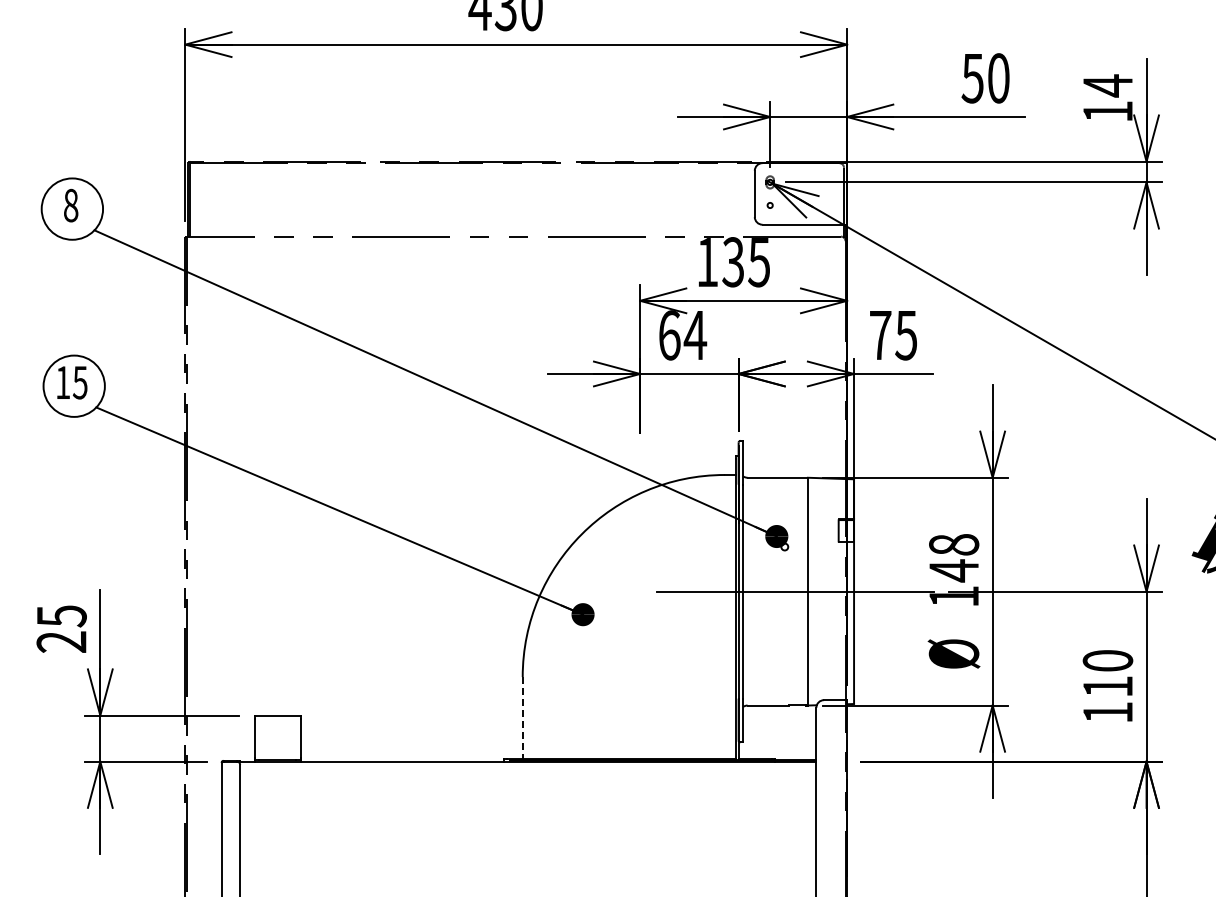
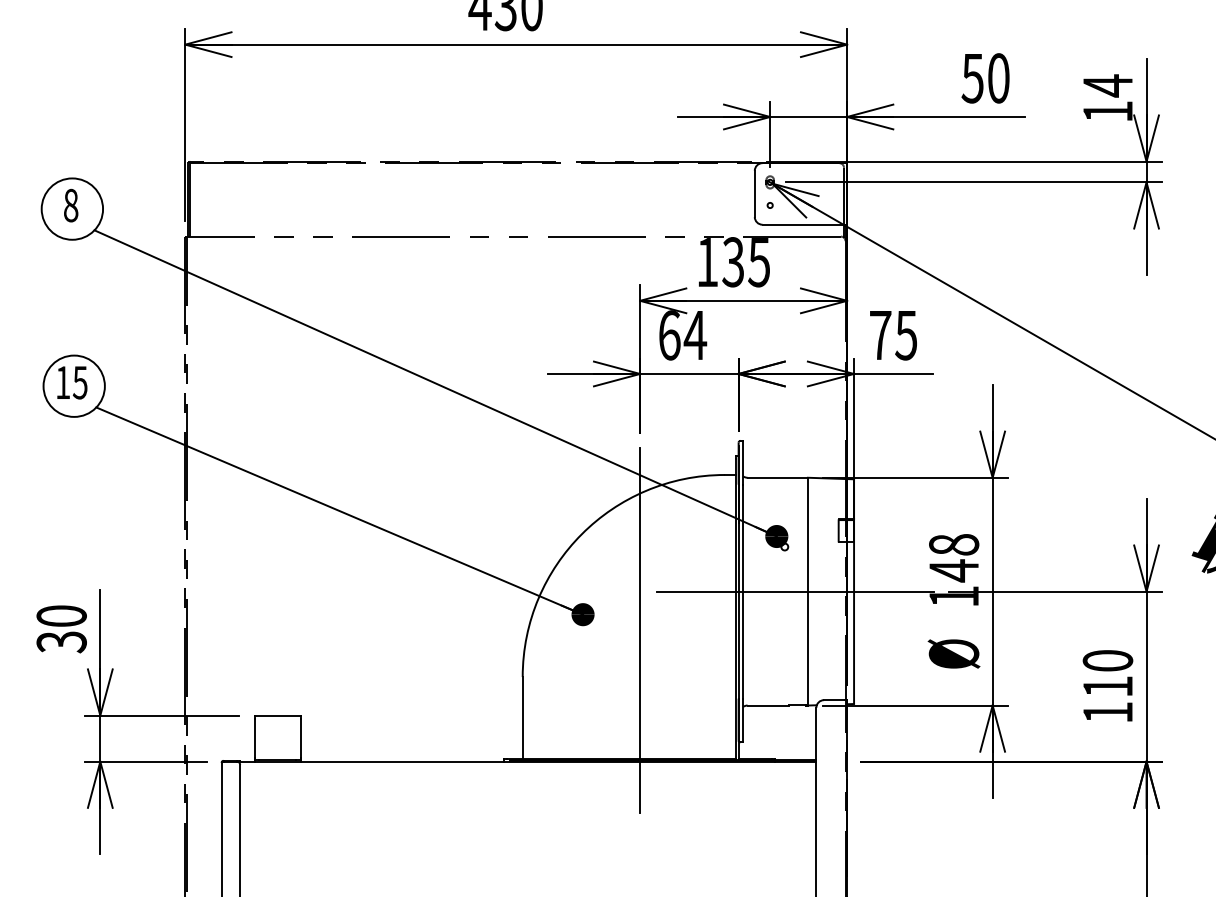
text: 25 -> 30 (61, 629)
line: none -> present (640, 630)
line: dashed -> solid (522, 717)
